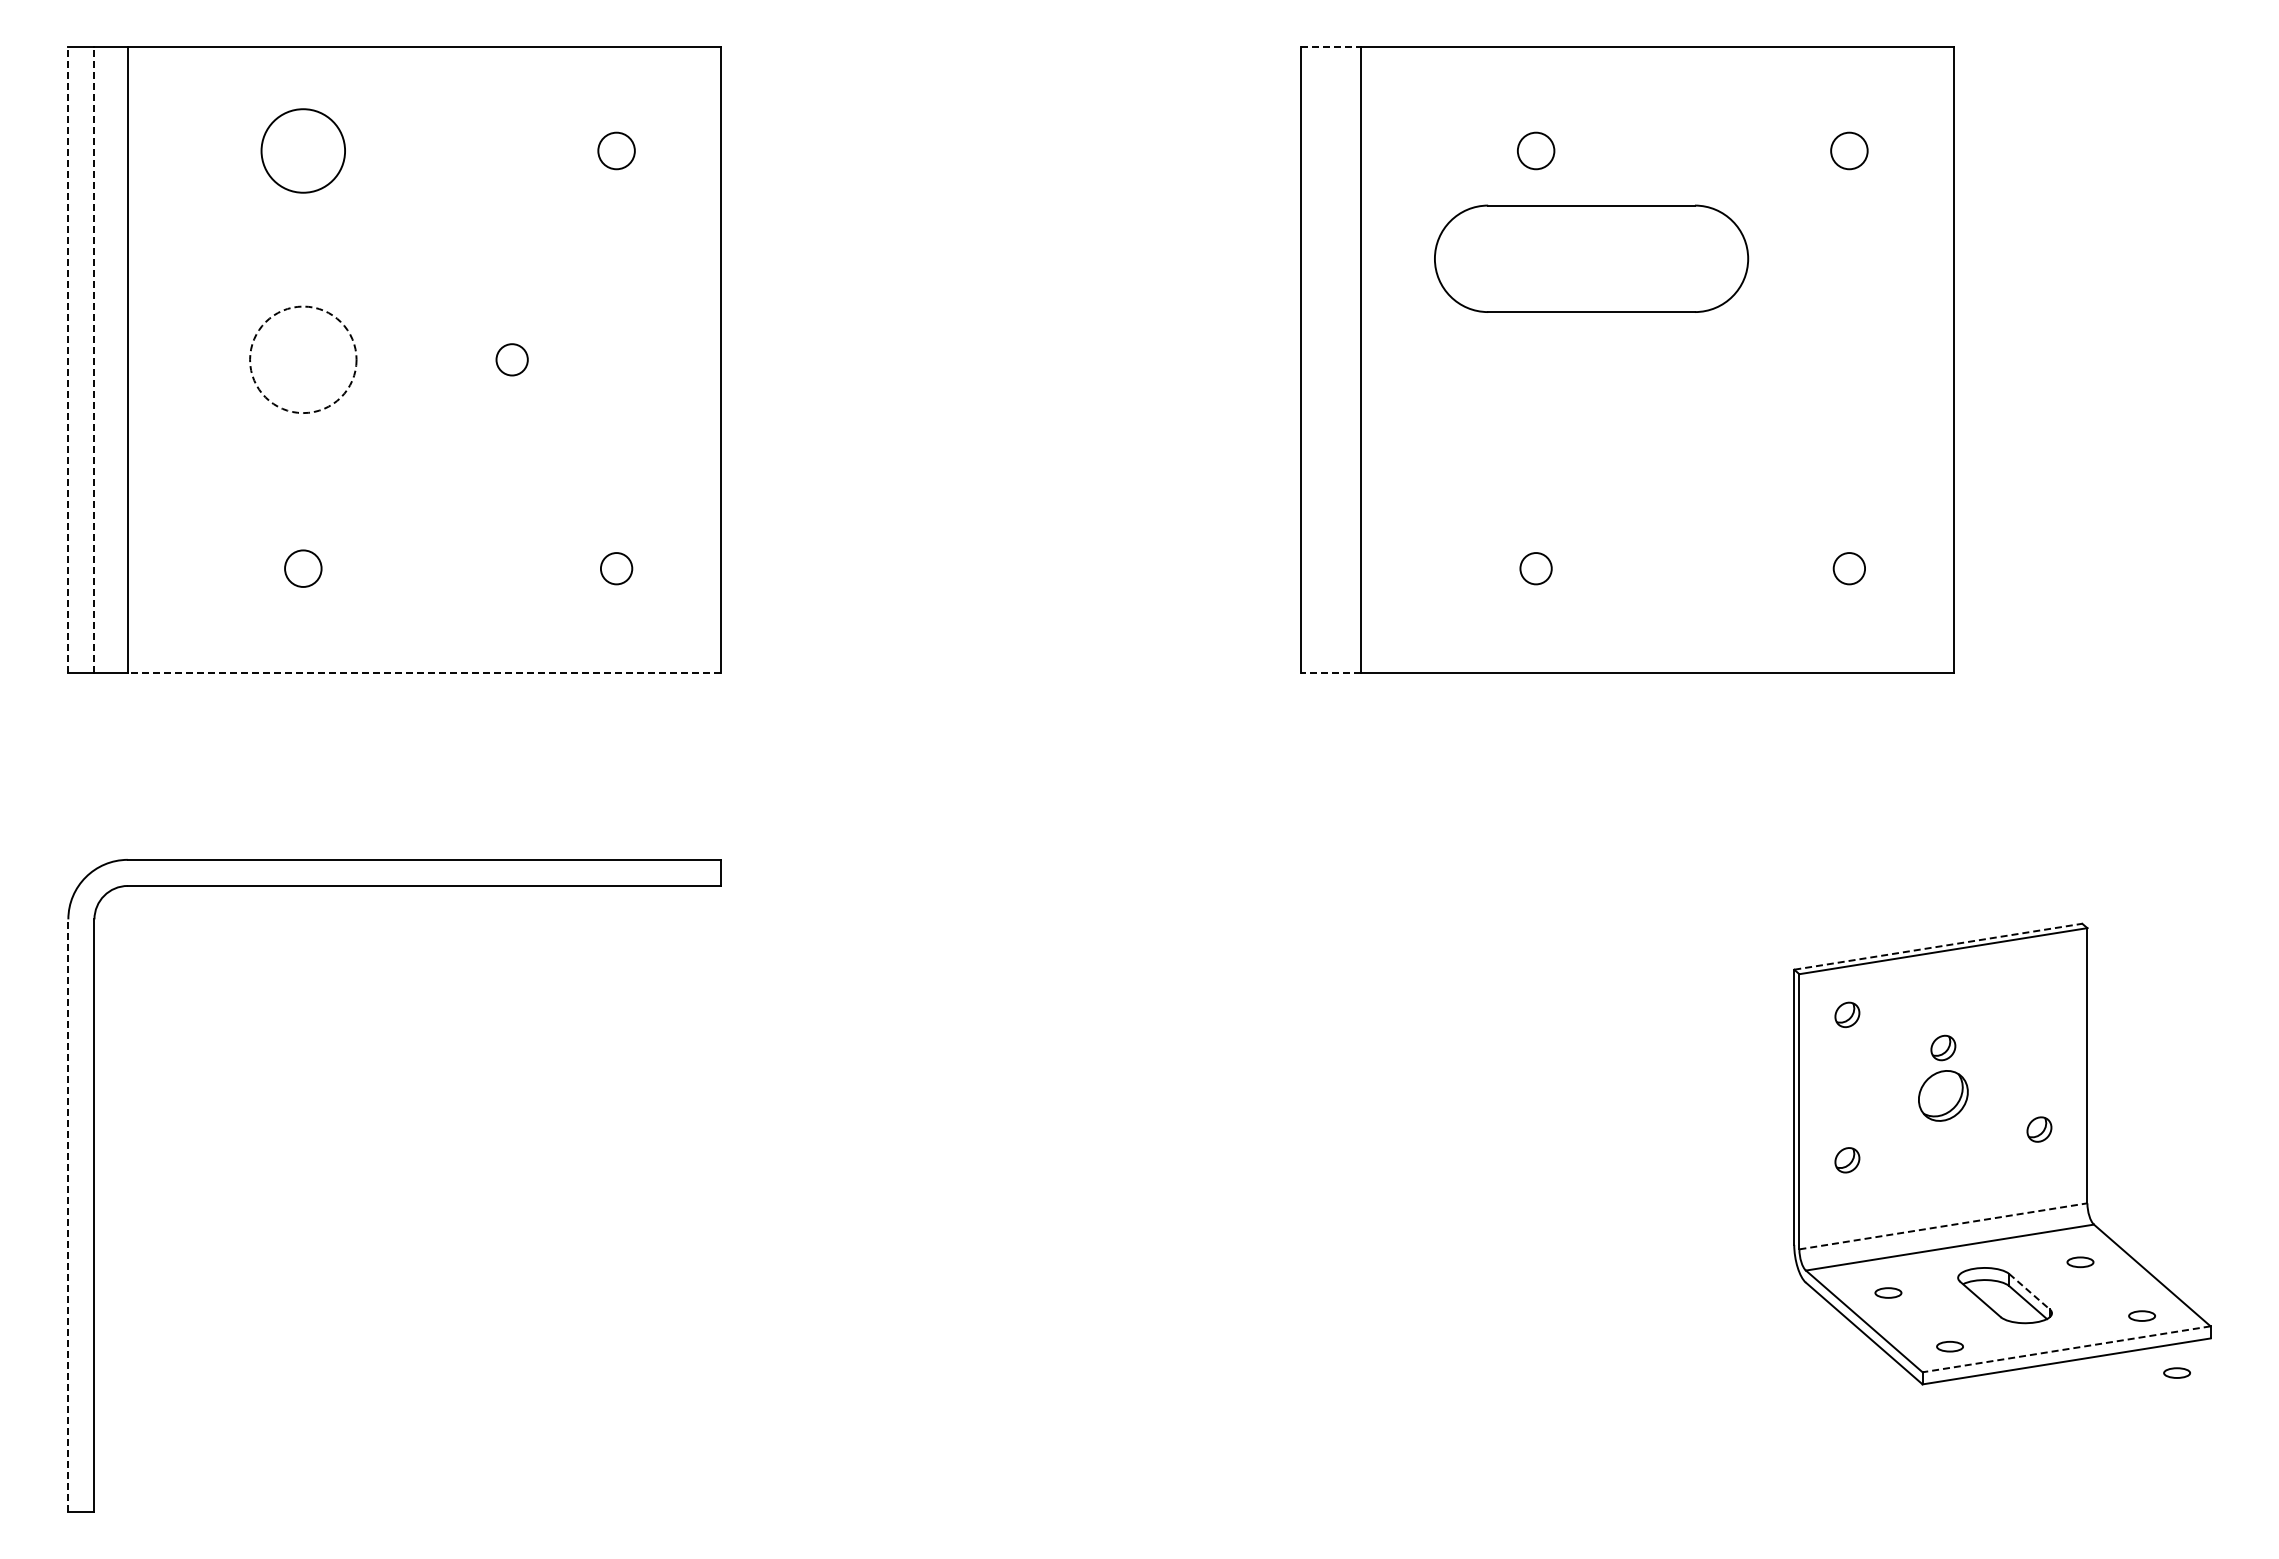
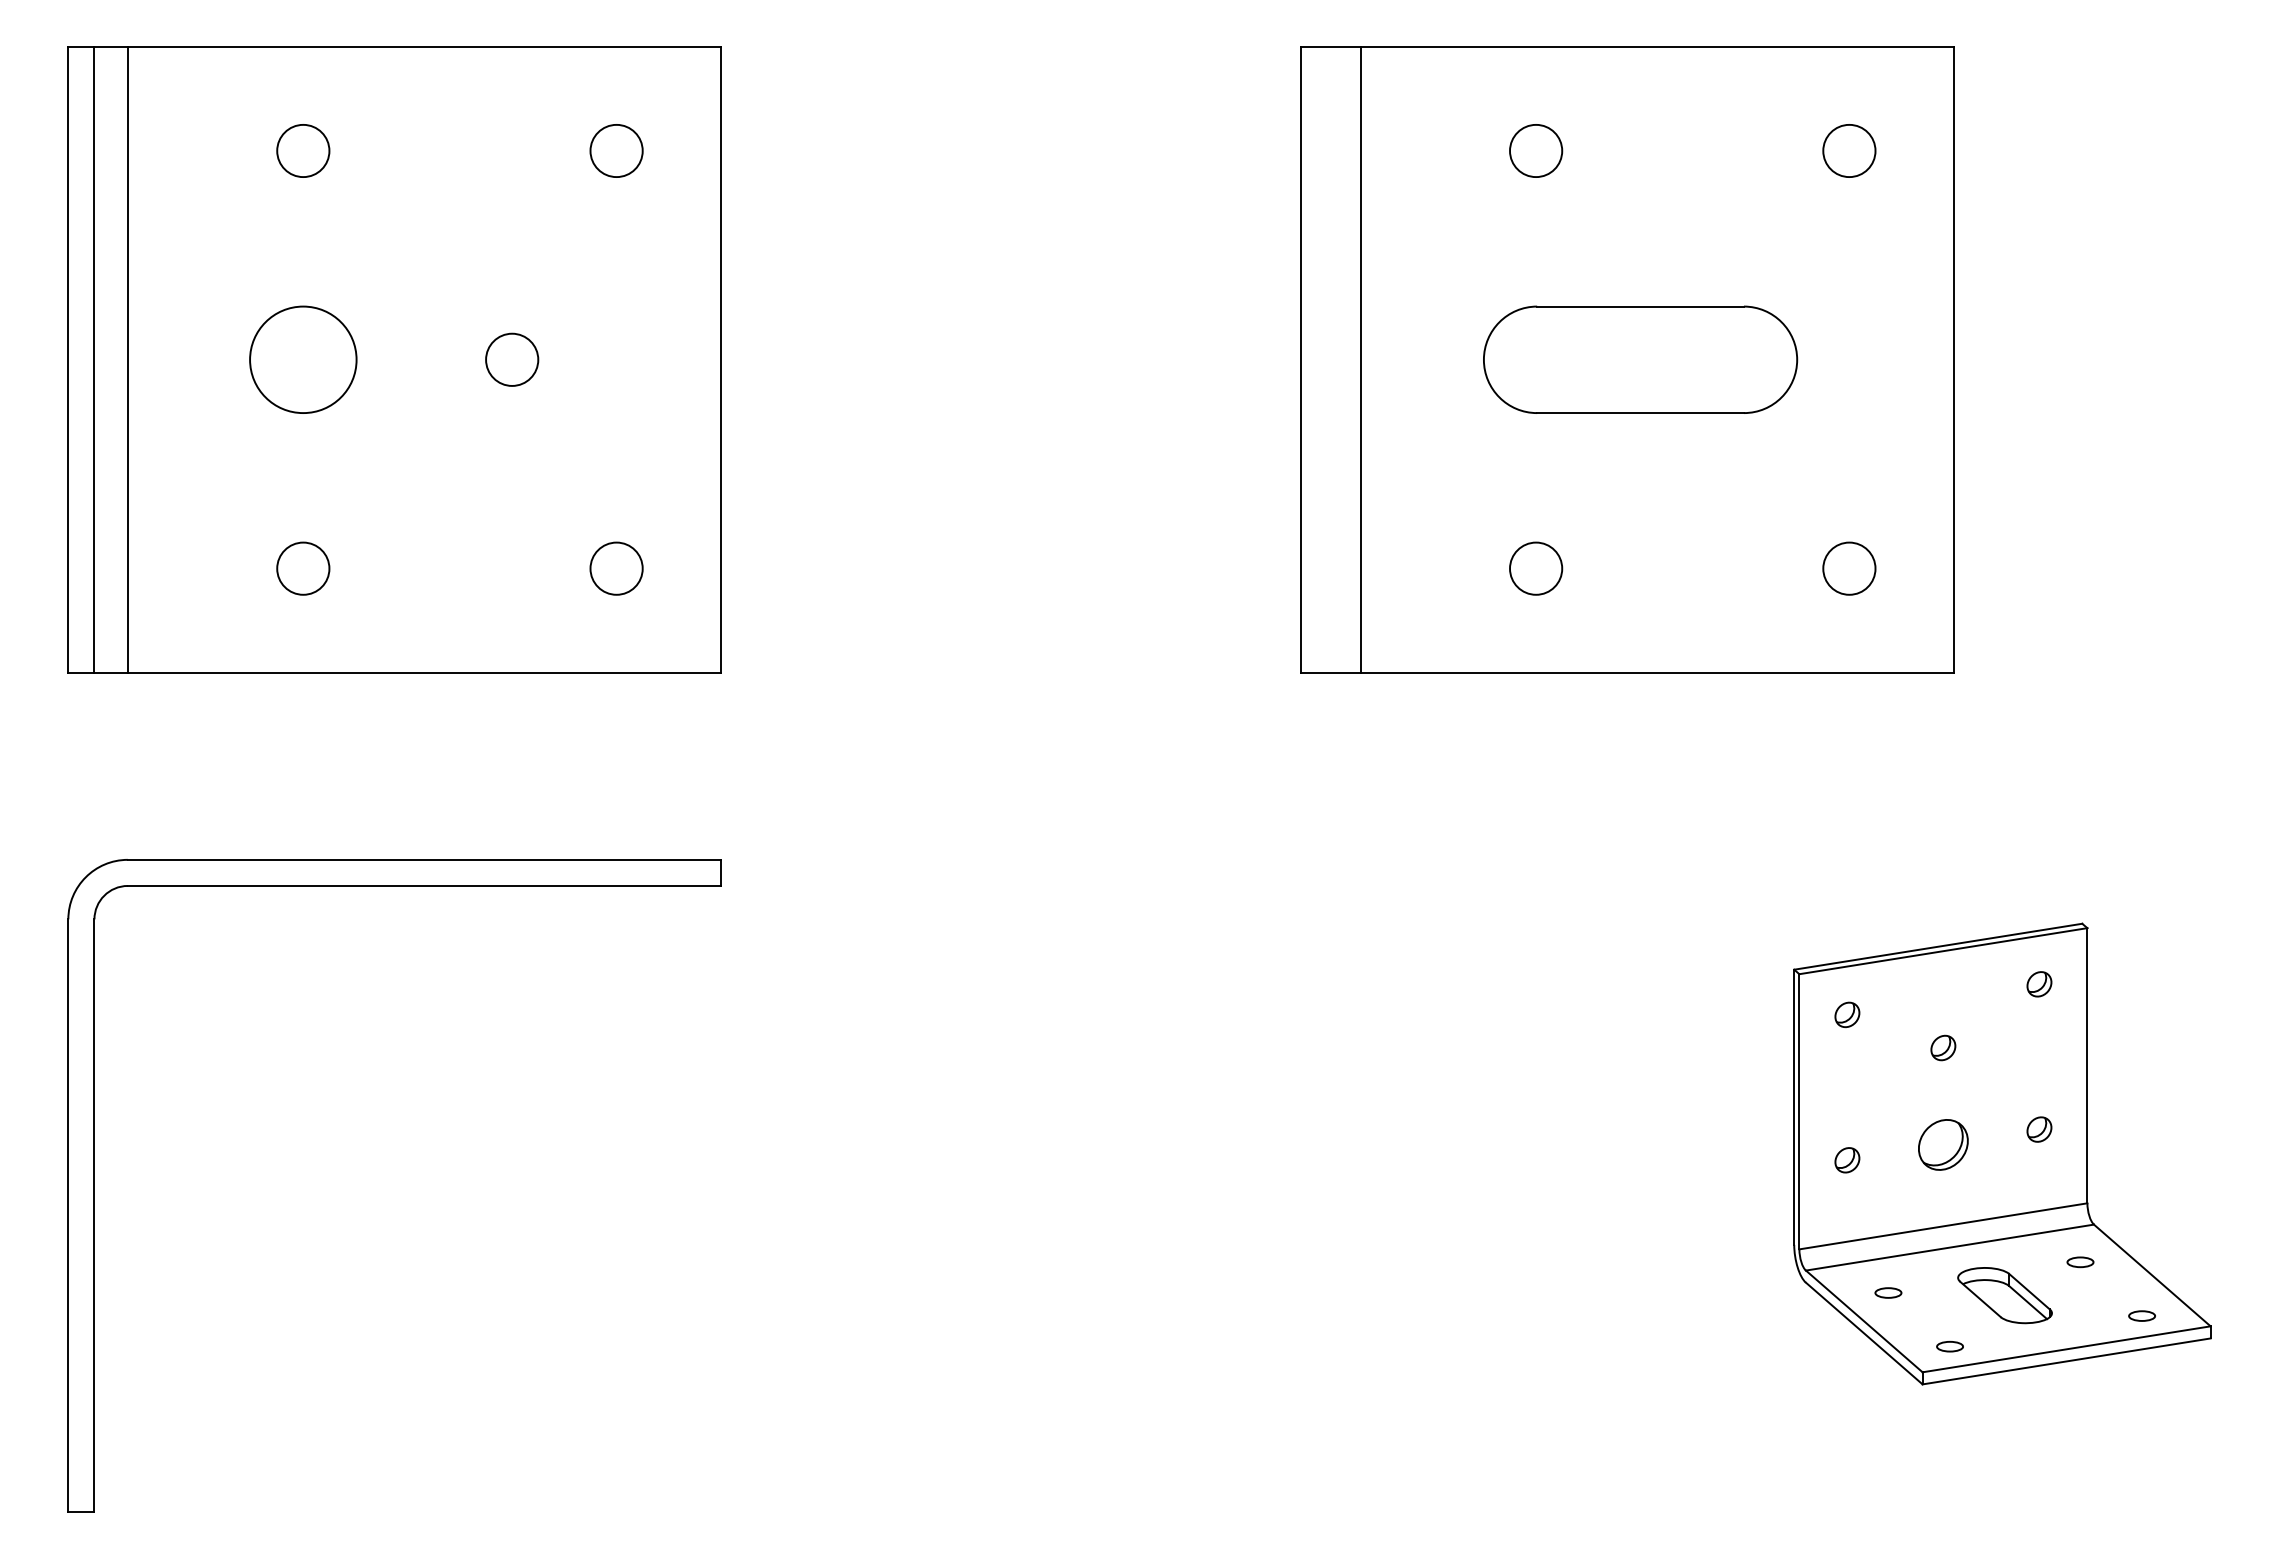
line: dashed -> solid (1330, 46)
circle diameter: 84 px -> 52 px (303, 150)
circle diameter: 37 px -> 52 px (616, 150)
circle diameter: 37 px -> 52 px (1536, 150)
circle diameter: 37 px -> 52 px (1849, 150)
part position: (1591, 258) -> (1640, 359) (1640, 359)
line: dashed -> solid (68, 359)
line: dashed -> solid (94, 359)
circle: dashed -> solid (303, 359)
circle diameter: 31 px -> 52 px (512, 359)
circle diameter: 37 px -> 52 px (303, 568)
circle diameter: 31 px -> 52 px (616, 568)
circle diameter: 31 px -> 52 px (1536, 568)
circle diameter: 31 px -> 52 px (1849, 568)
line: dashed -> solid (424, 673)
line: dashed -> solid (1330, 673)
line: dashed -> solid (1938, 946)
part: none -> present (2039, 984)
part position: (1943, 1095) -> (1943, 1144) (1943, 1144)
line: dashed -> solid (68, 1215)
line: dashed -> solid (1943, 1226)
line: dashed -> solid (2029, 1291)
line: dashed -> solid (2066, 1349)
part: present -> none (2176, 1372)
